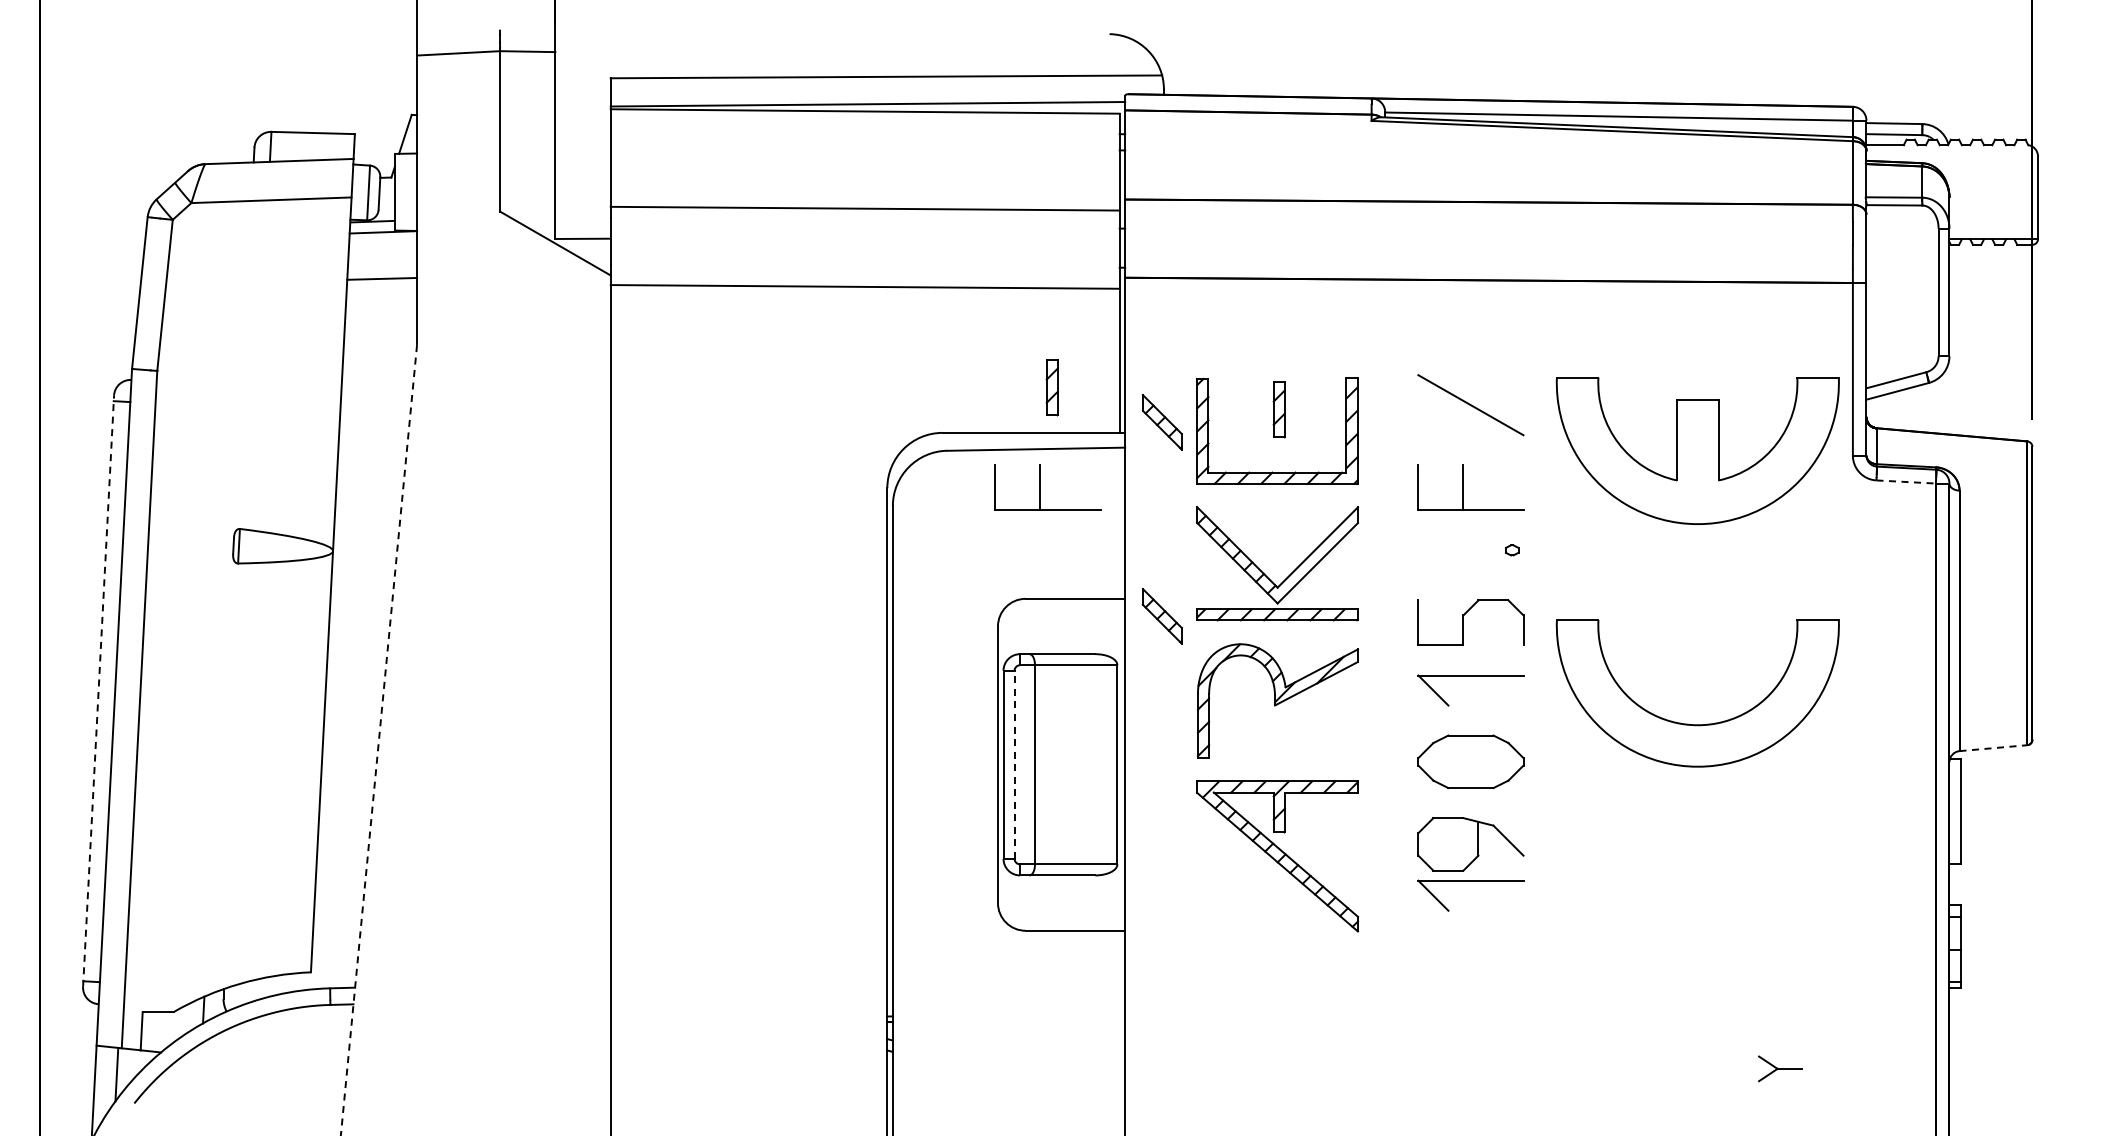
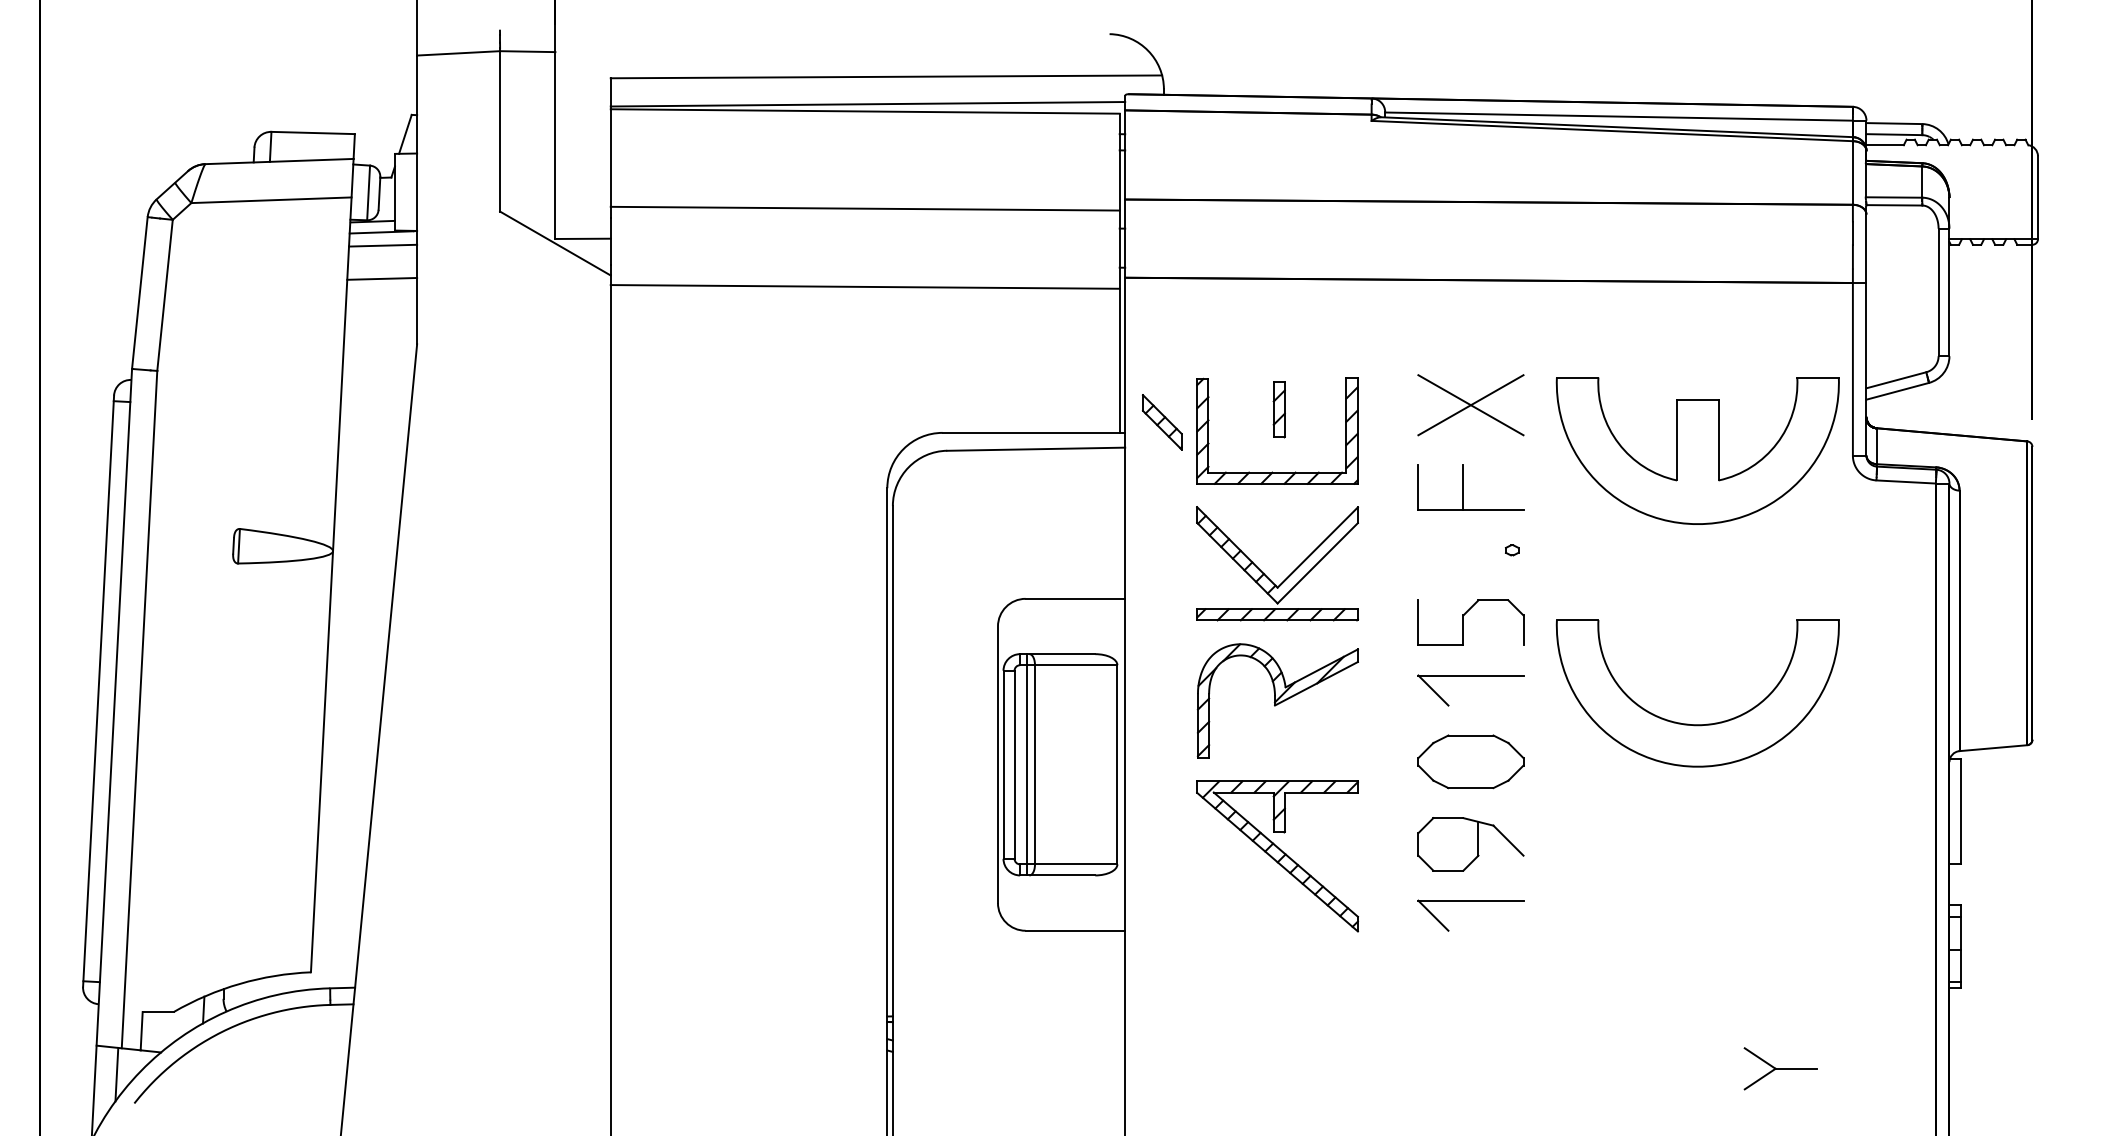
line: none -> present (382, 245)
part: present -> none (1051, 387)
line: none -> present (1470, 405)
line: dashed -> solid (1906, 481)
part: present -> none (1040, 487)
part: present -> none (1162, 616)
line: dashed -> solid (98, 691)
line: dashed -> solid (379, 739)
line: dashed -> solid (1993, 748)
line: dashed -> solid (1014, 764)
line: none -> present (1026, 764)
part position: (1470, 881) -> (1470, 901) (1470, 901)
part size: 45x28 px -> 75x44 px (1780, 1068)
